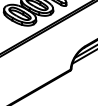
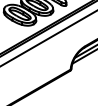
line: none -> present (48, 38)
